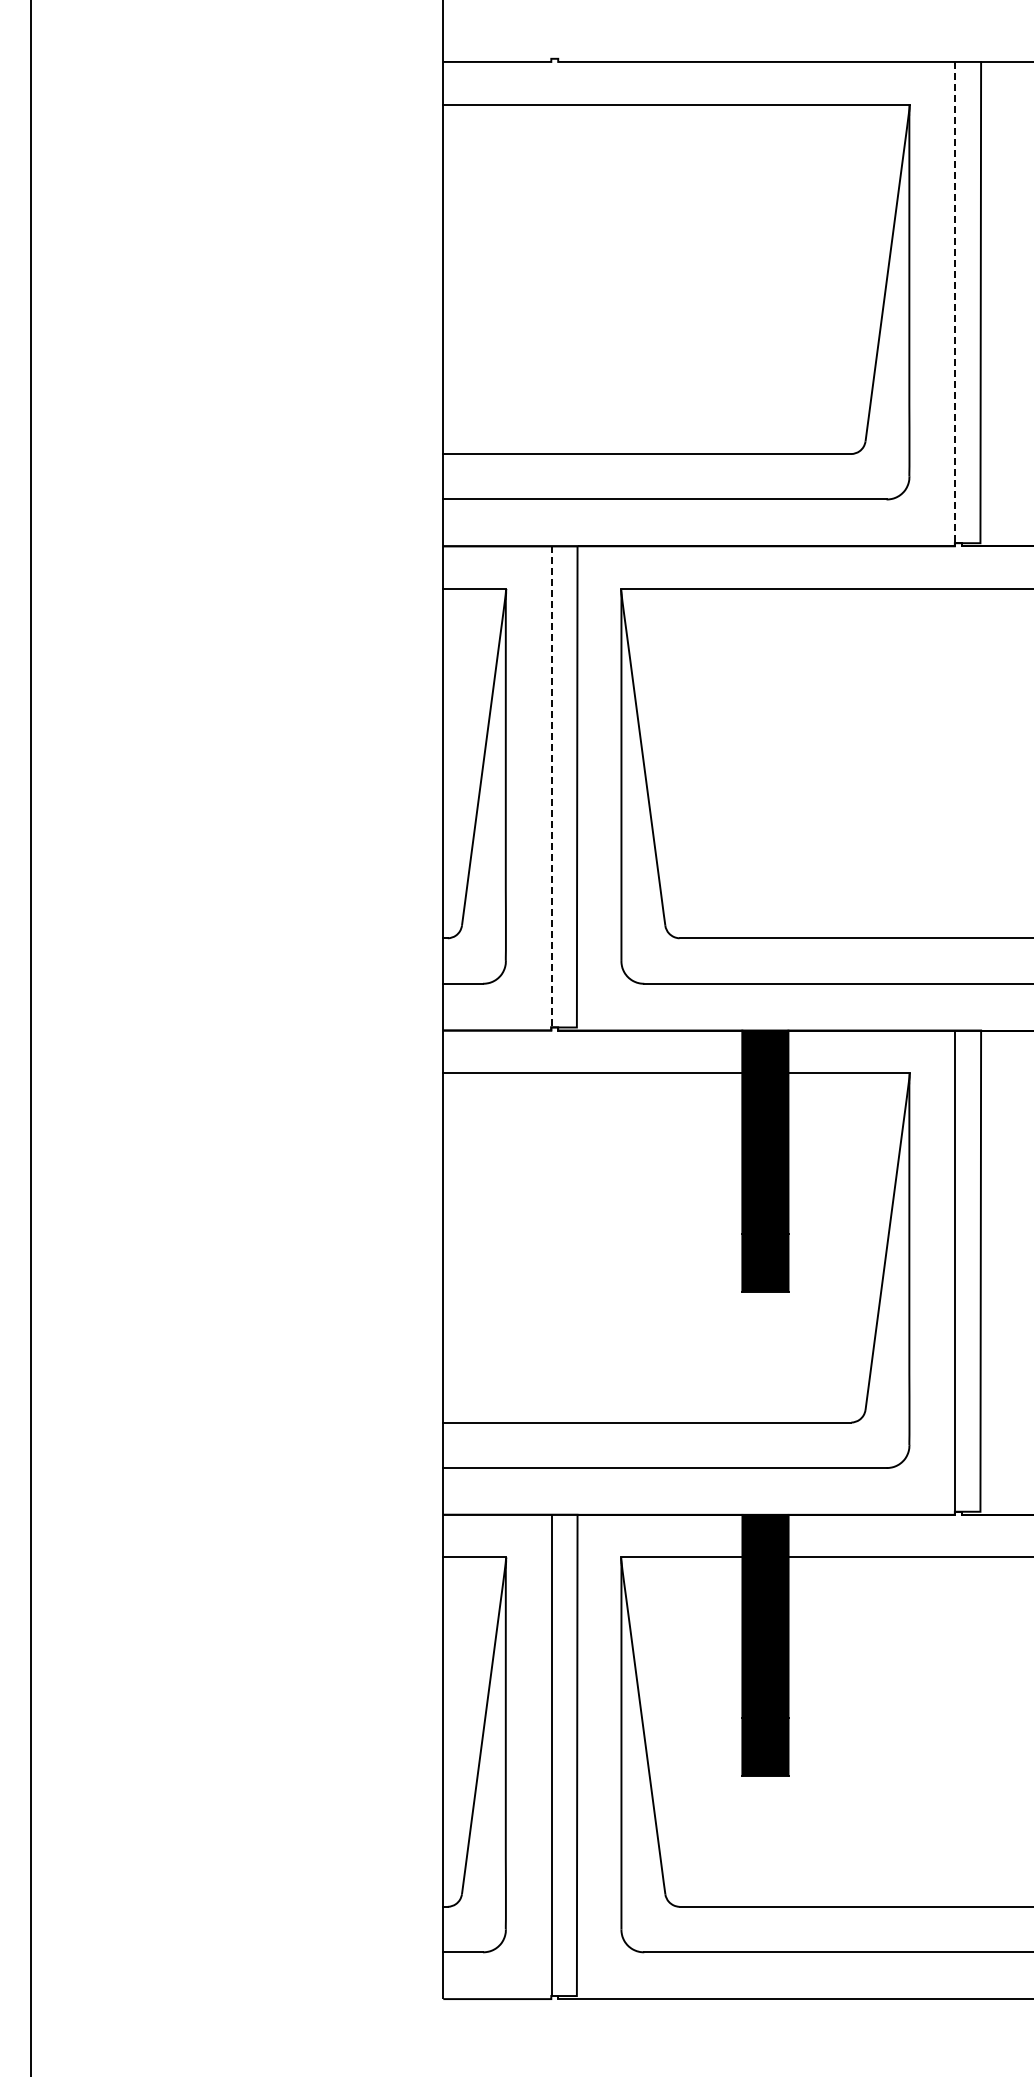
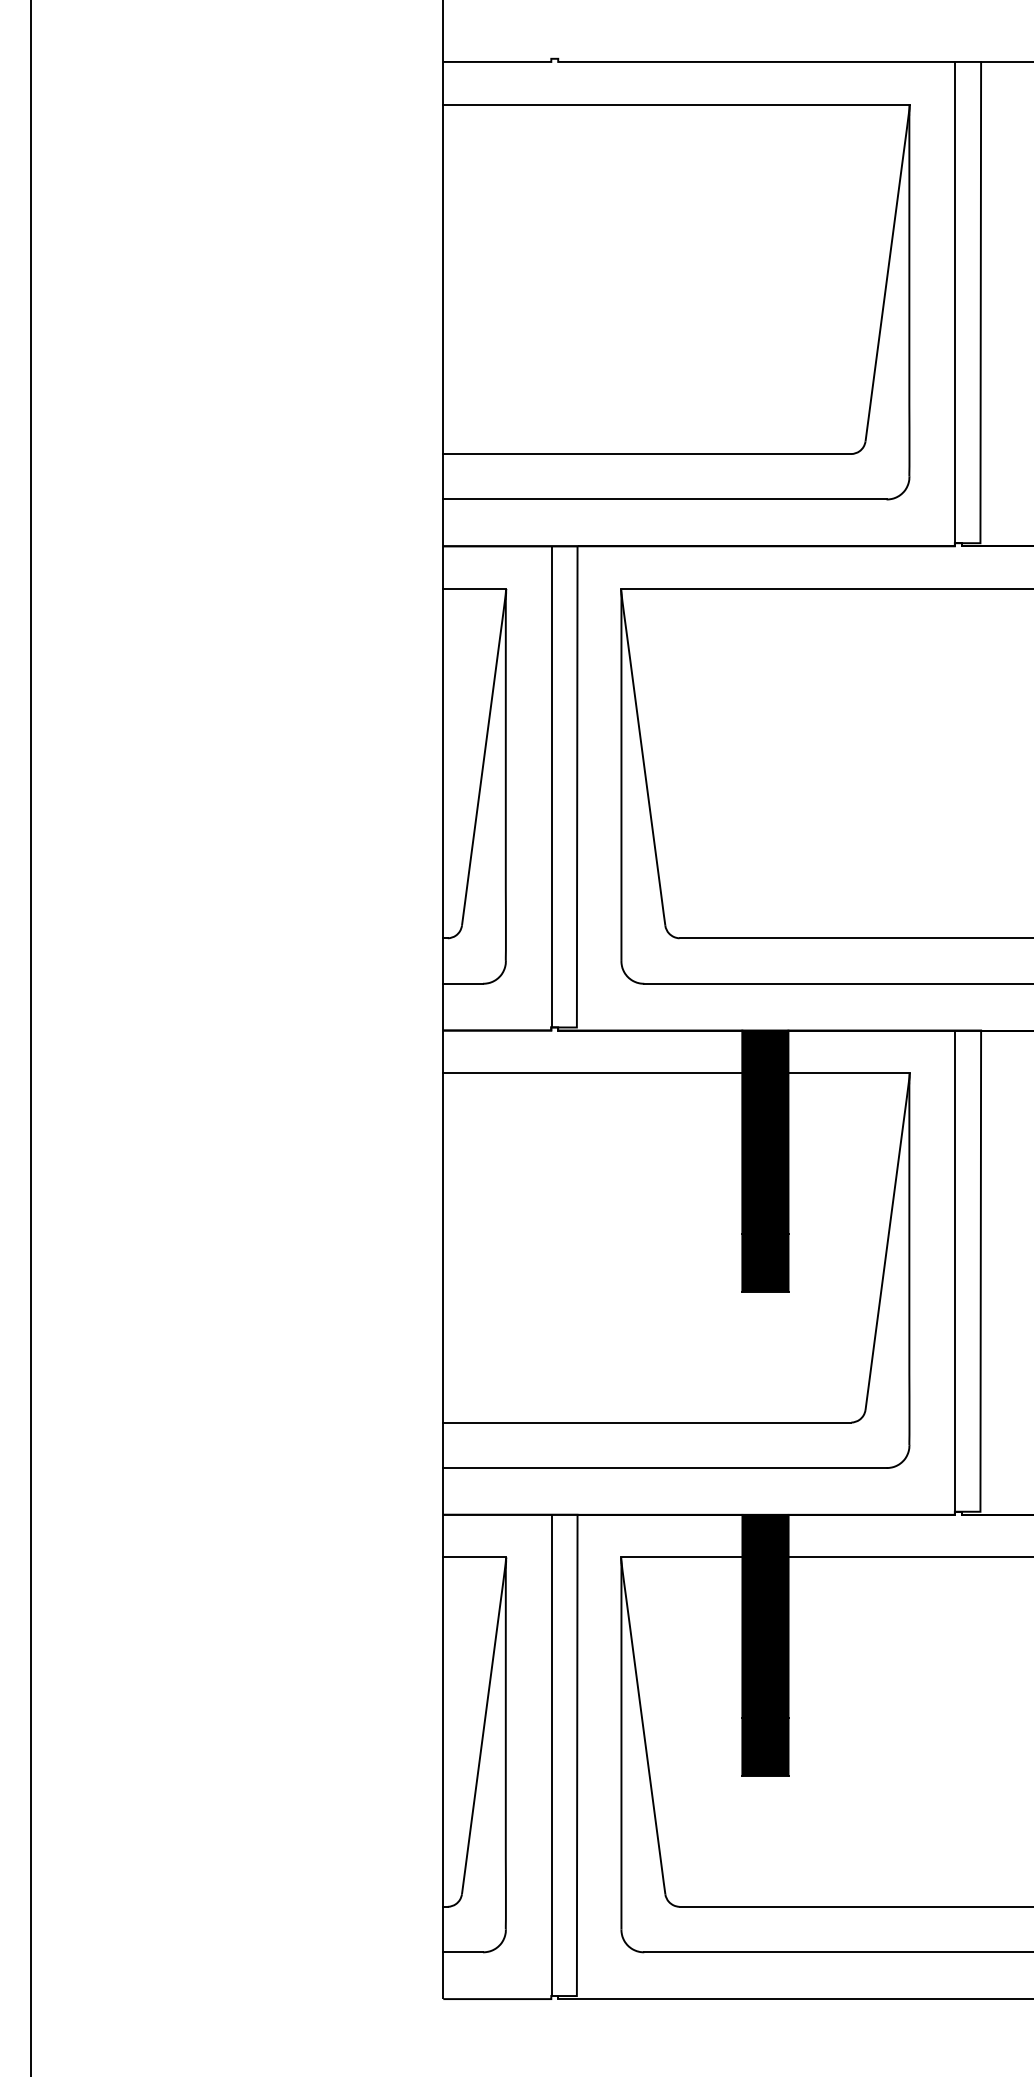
line: dashed -> solid (955, 302)
line: dashed -> solid (551, 786)
